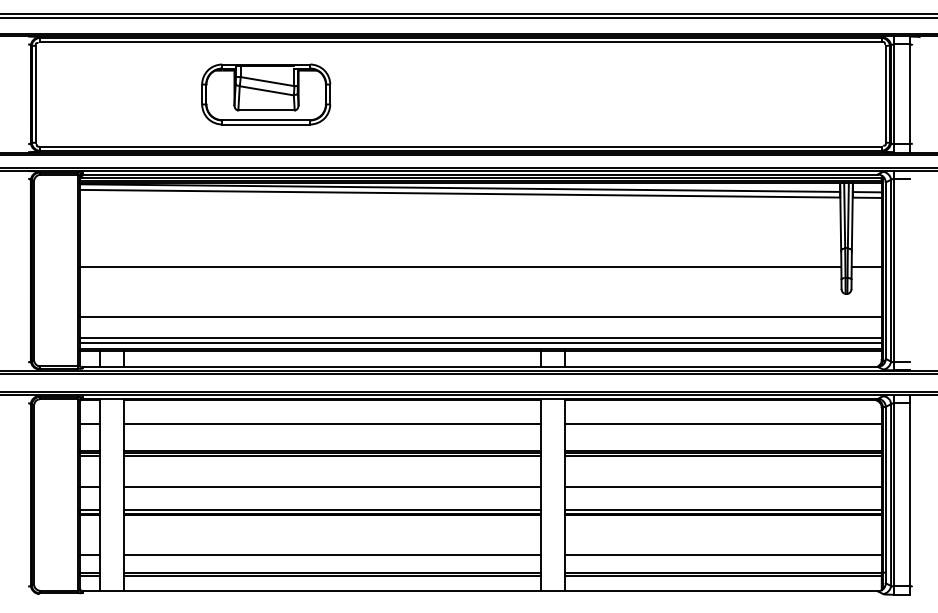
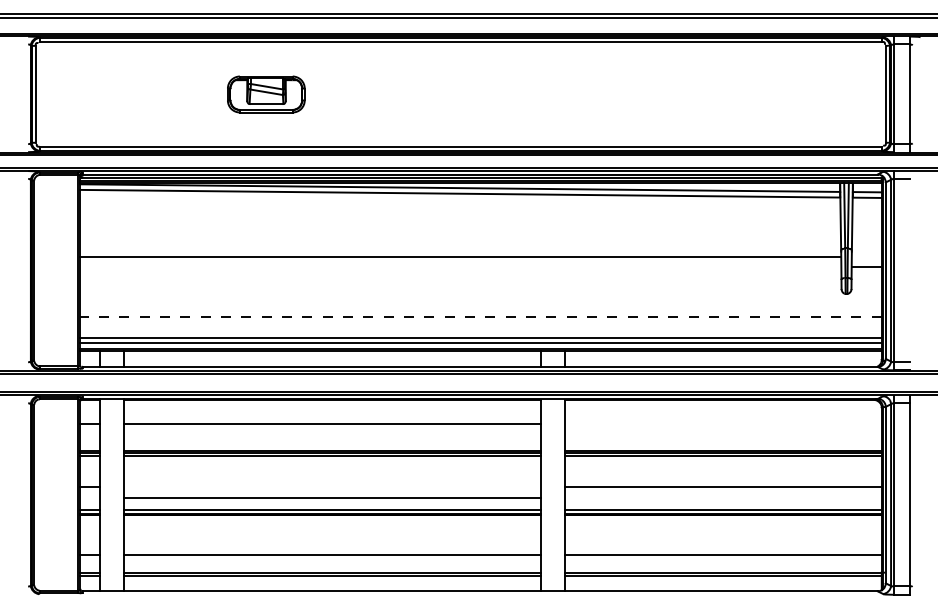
part size: 131x63 px -> 79x39 px (266, 94)
line position: (460, 267) -> (460, 257) (460, 257)
line: solid -> dashed (481, 317)
line: present -> none (723, 423)
line position: (332, 487) -> (332, 498) (332, 498)
